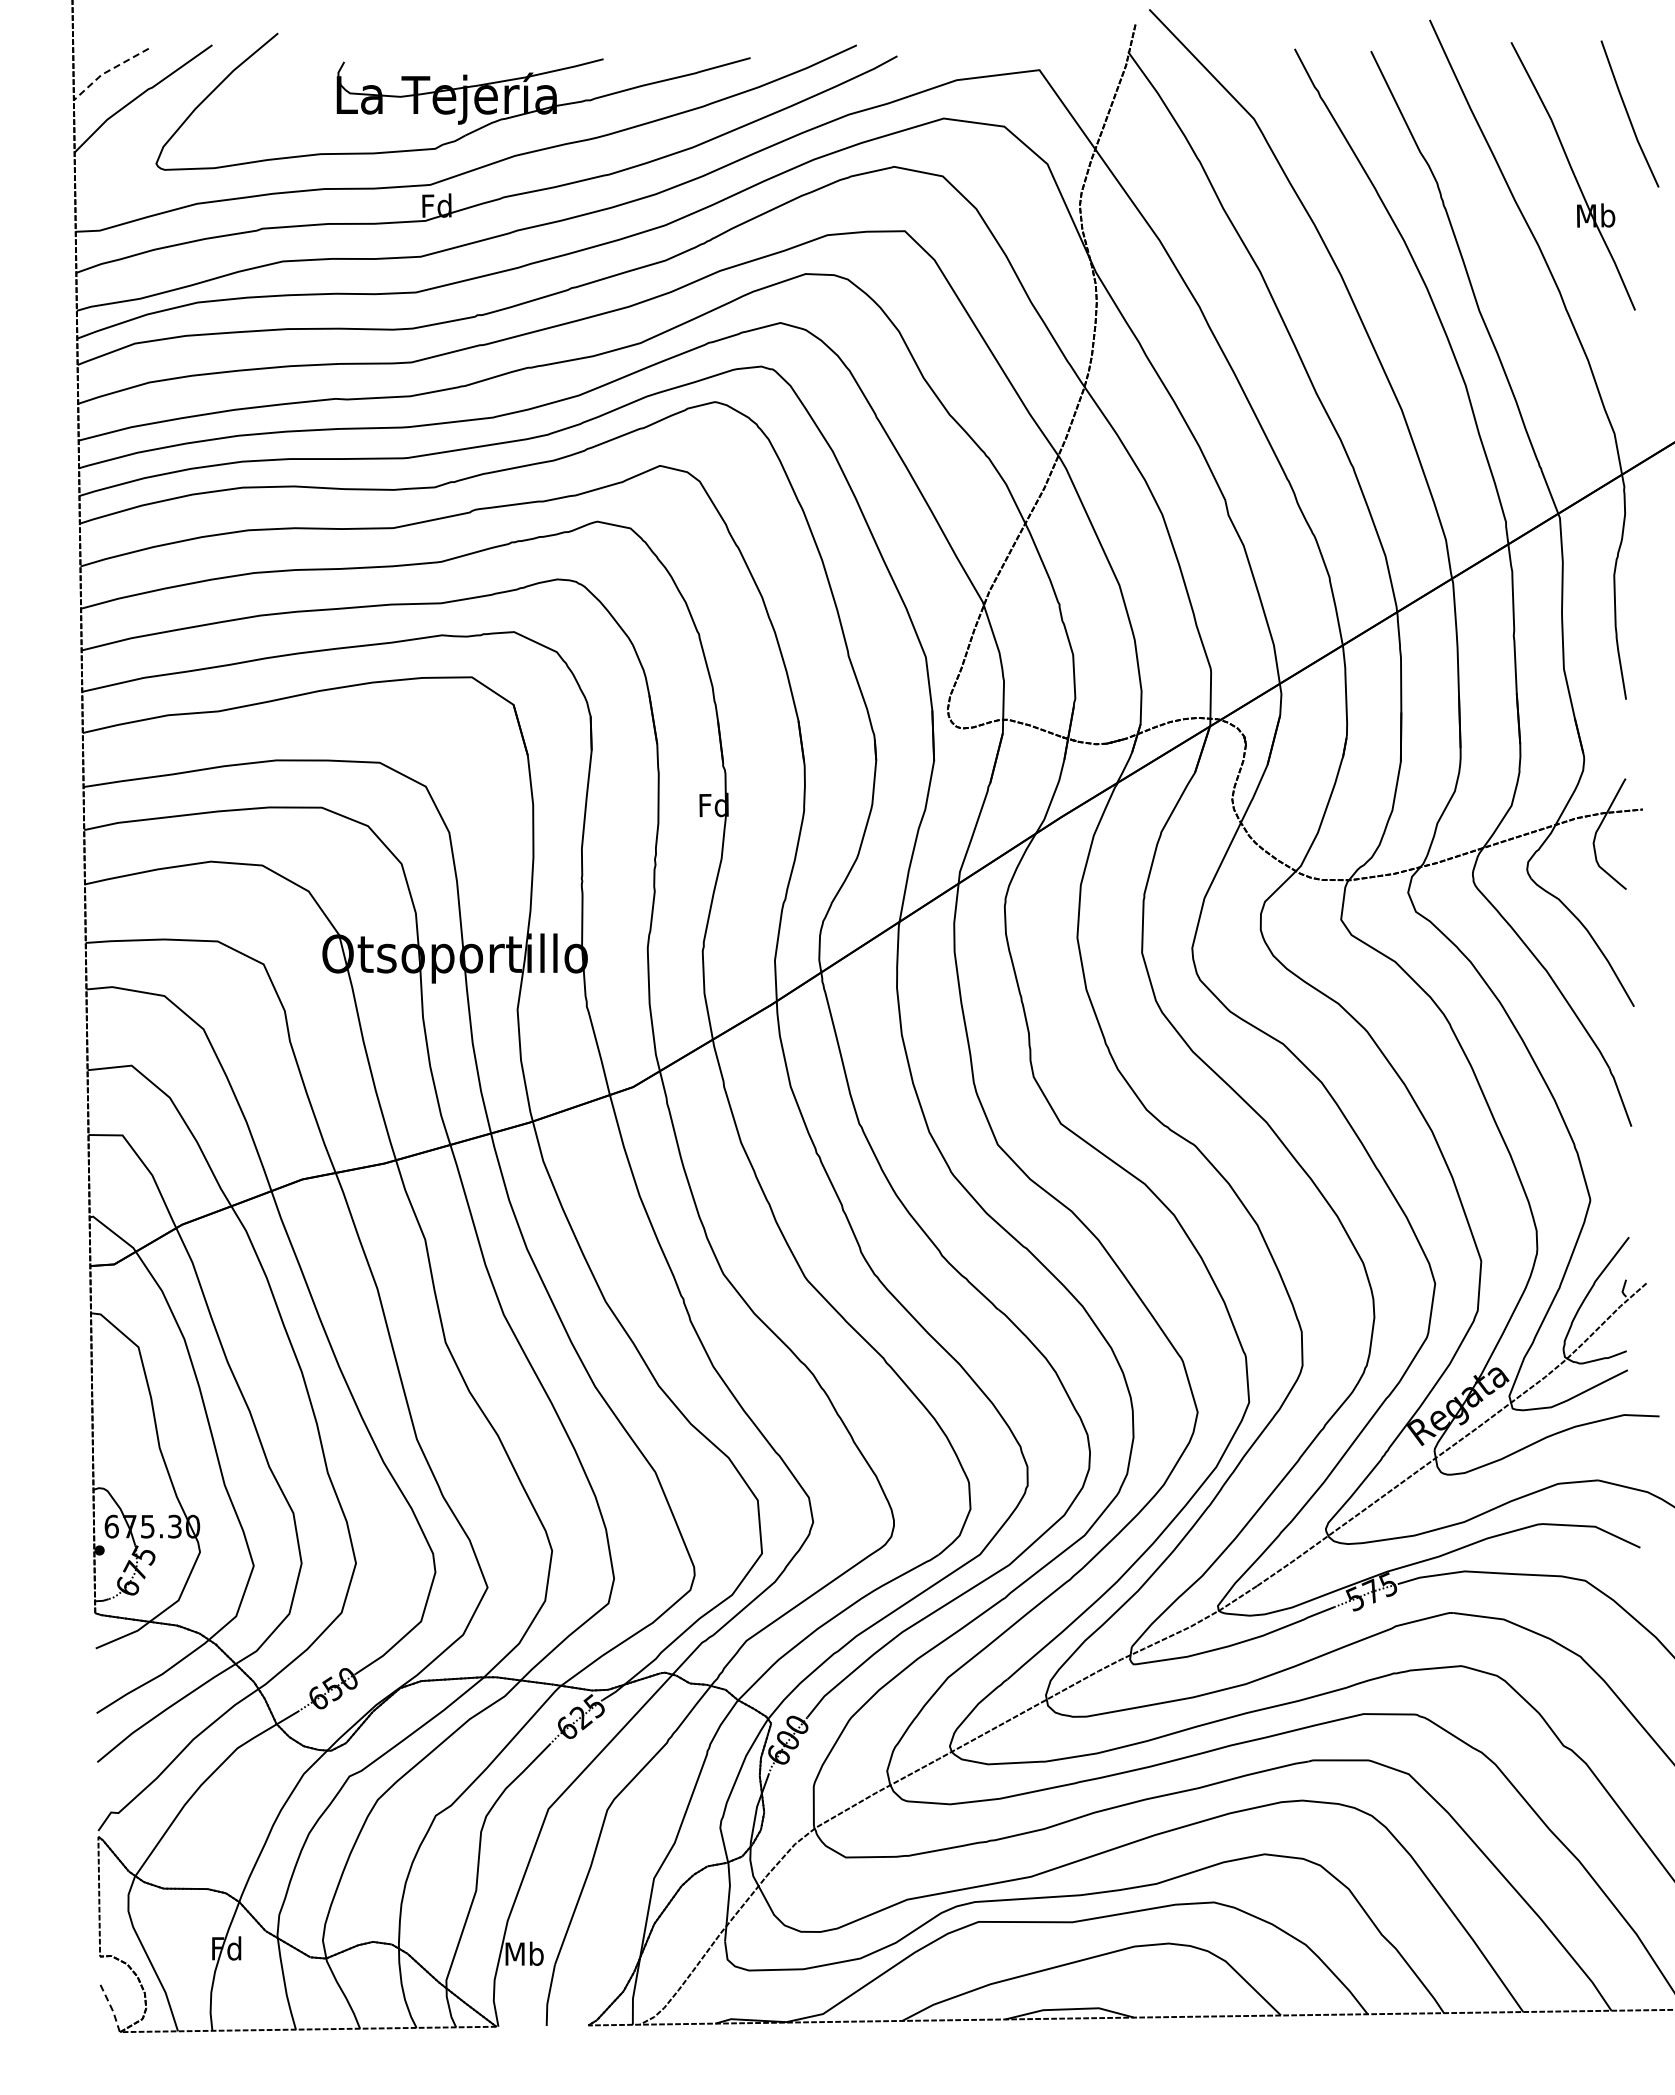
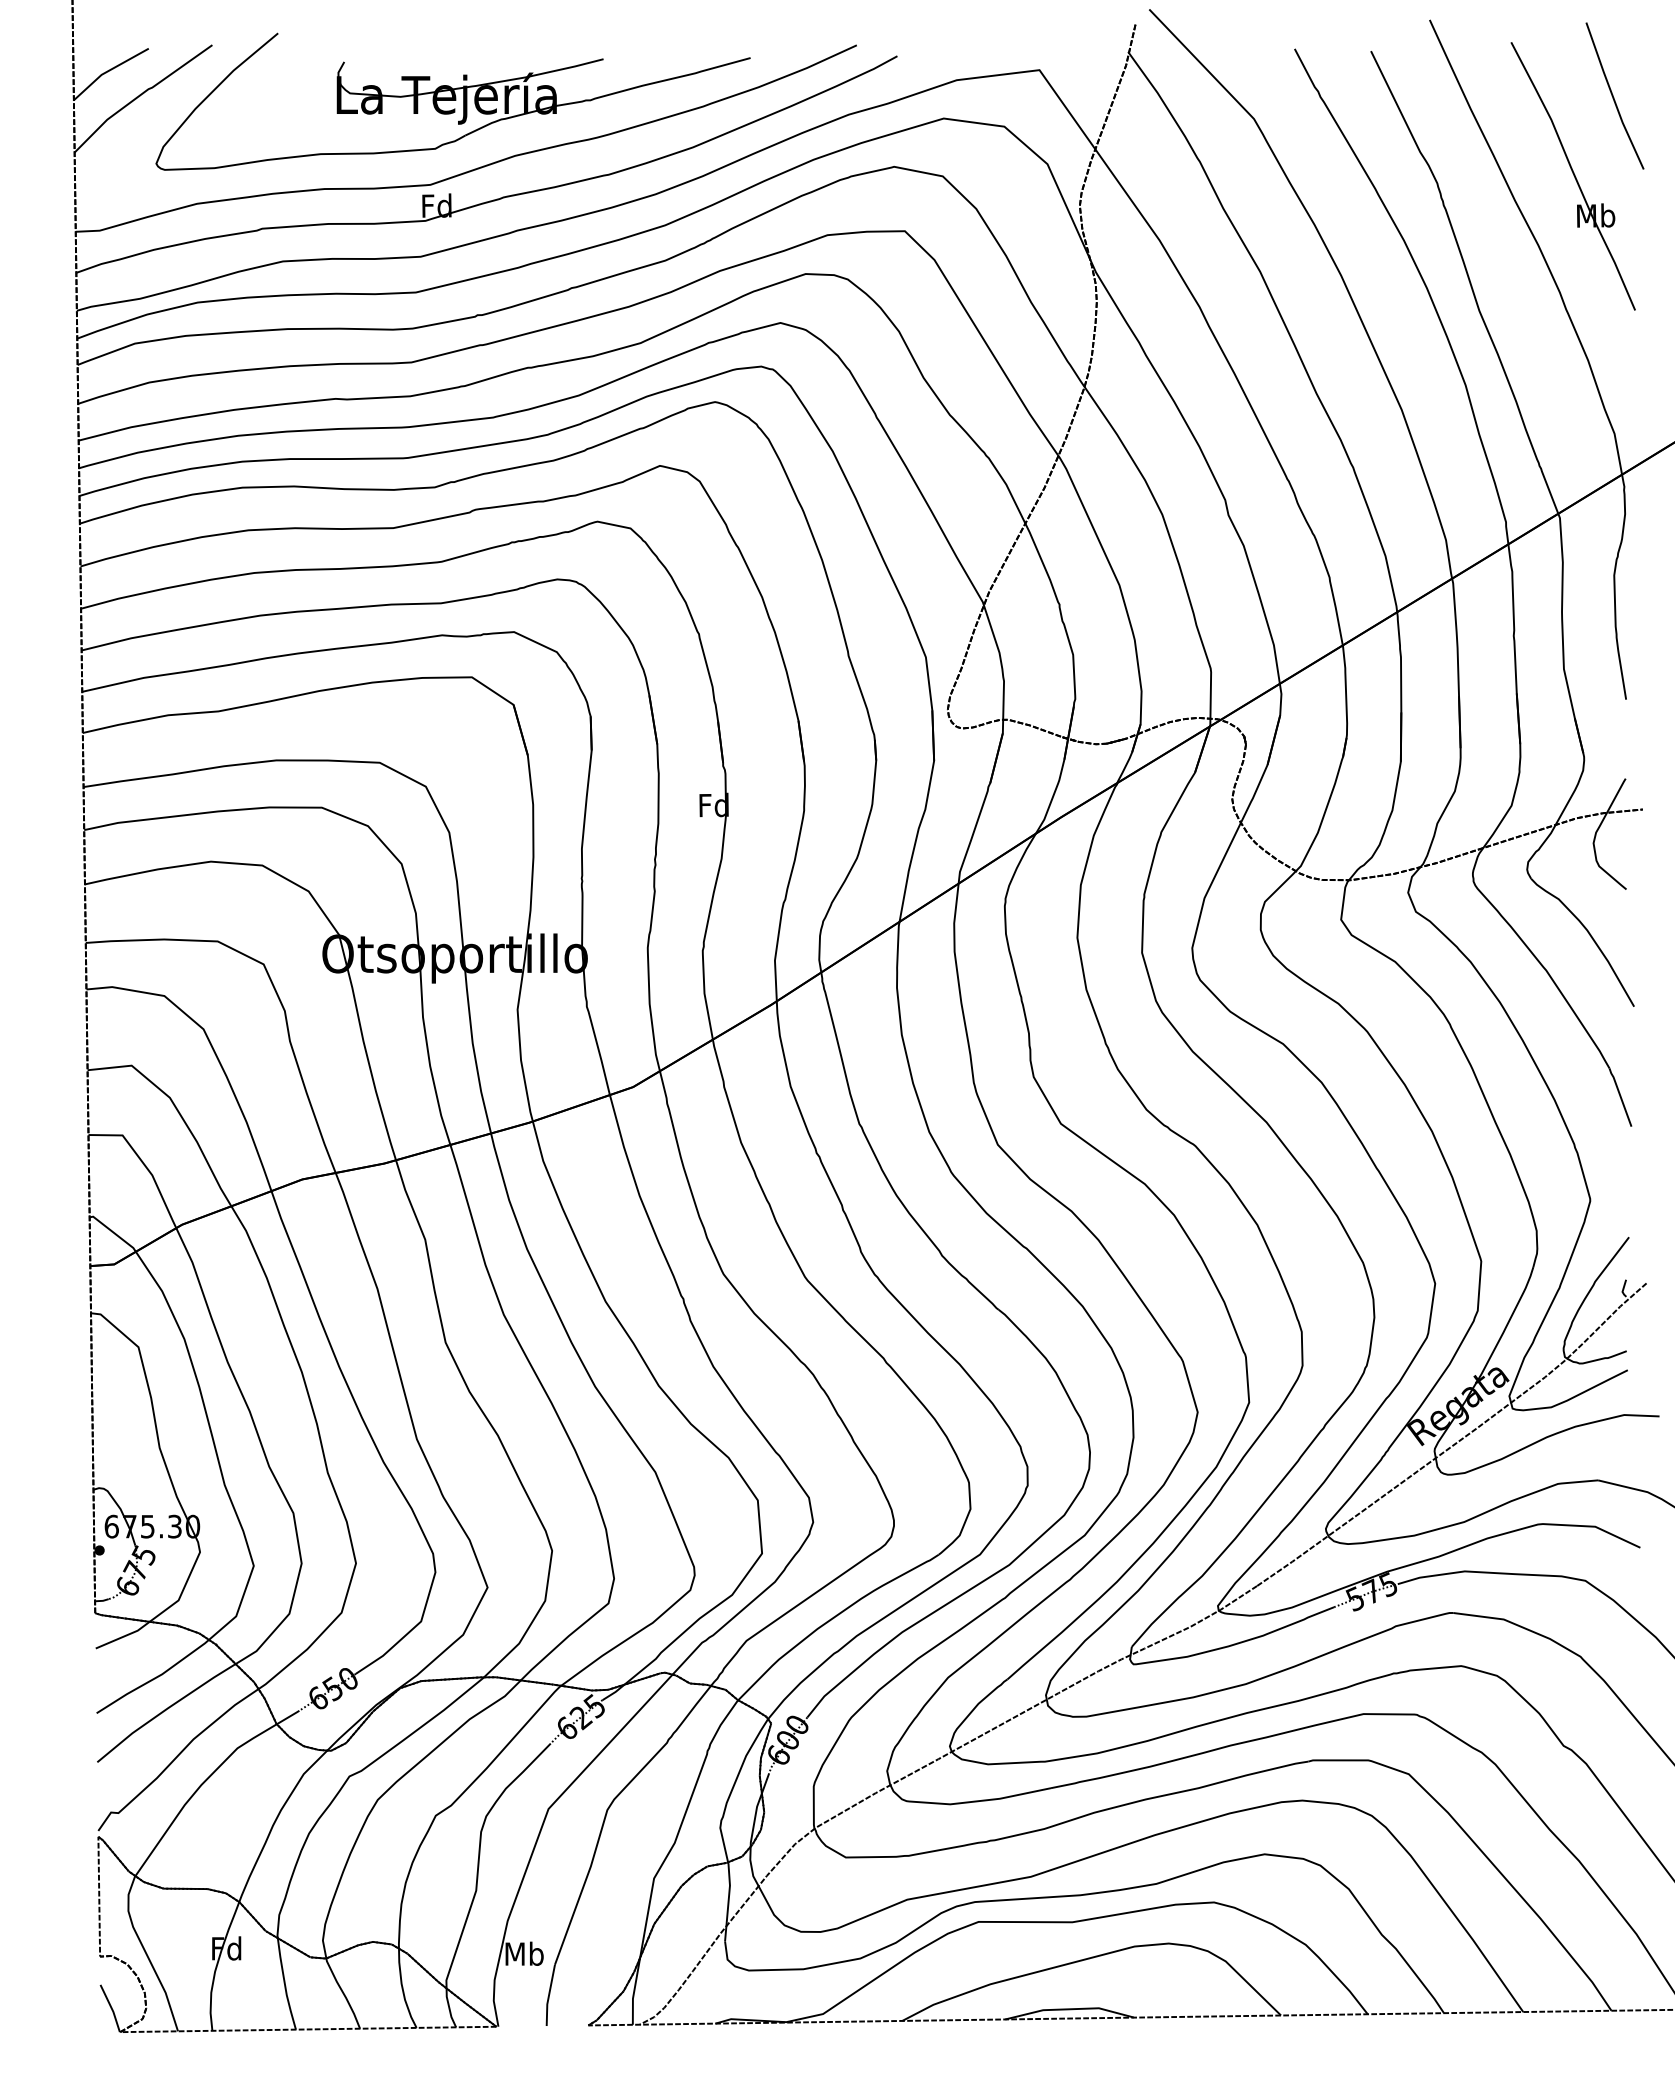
line: dashed -> solid (107, 71)
line position: (1628, 113) -> (1613, 95) (1613, 95)
line: dashed -> solid (111, 2008)
